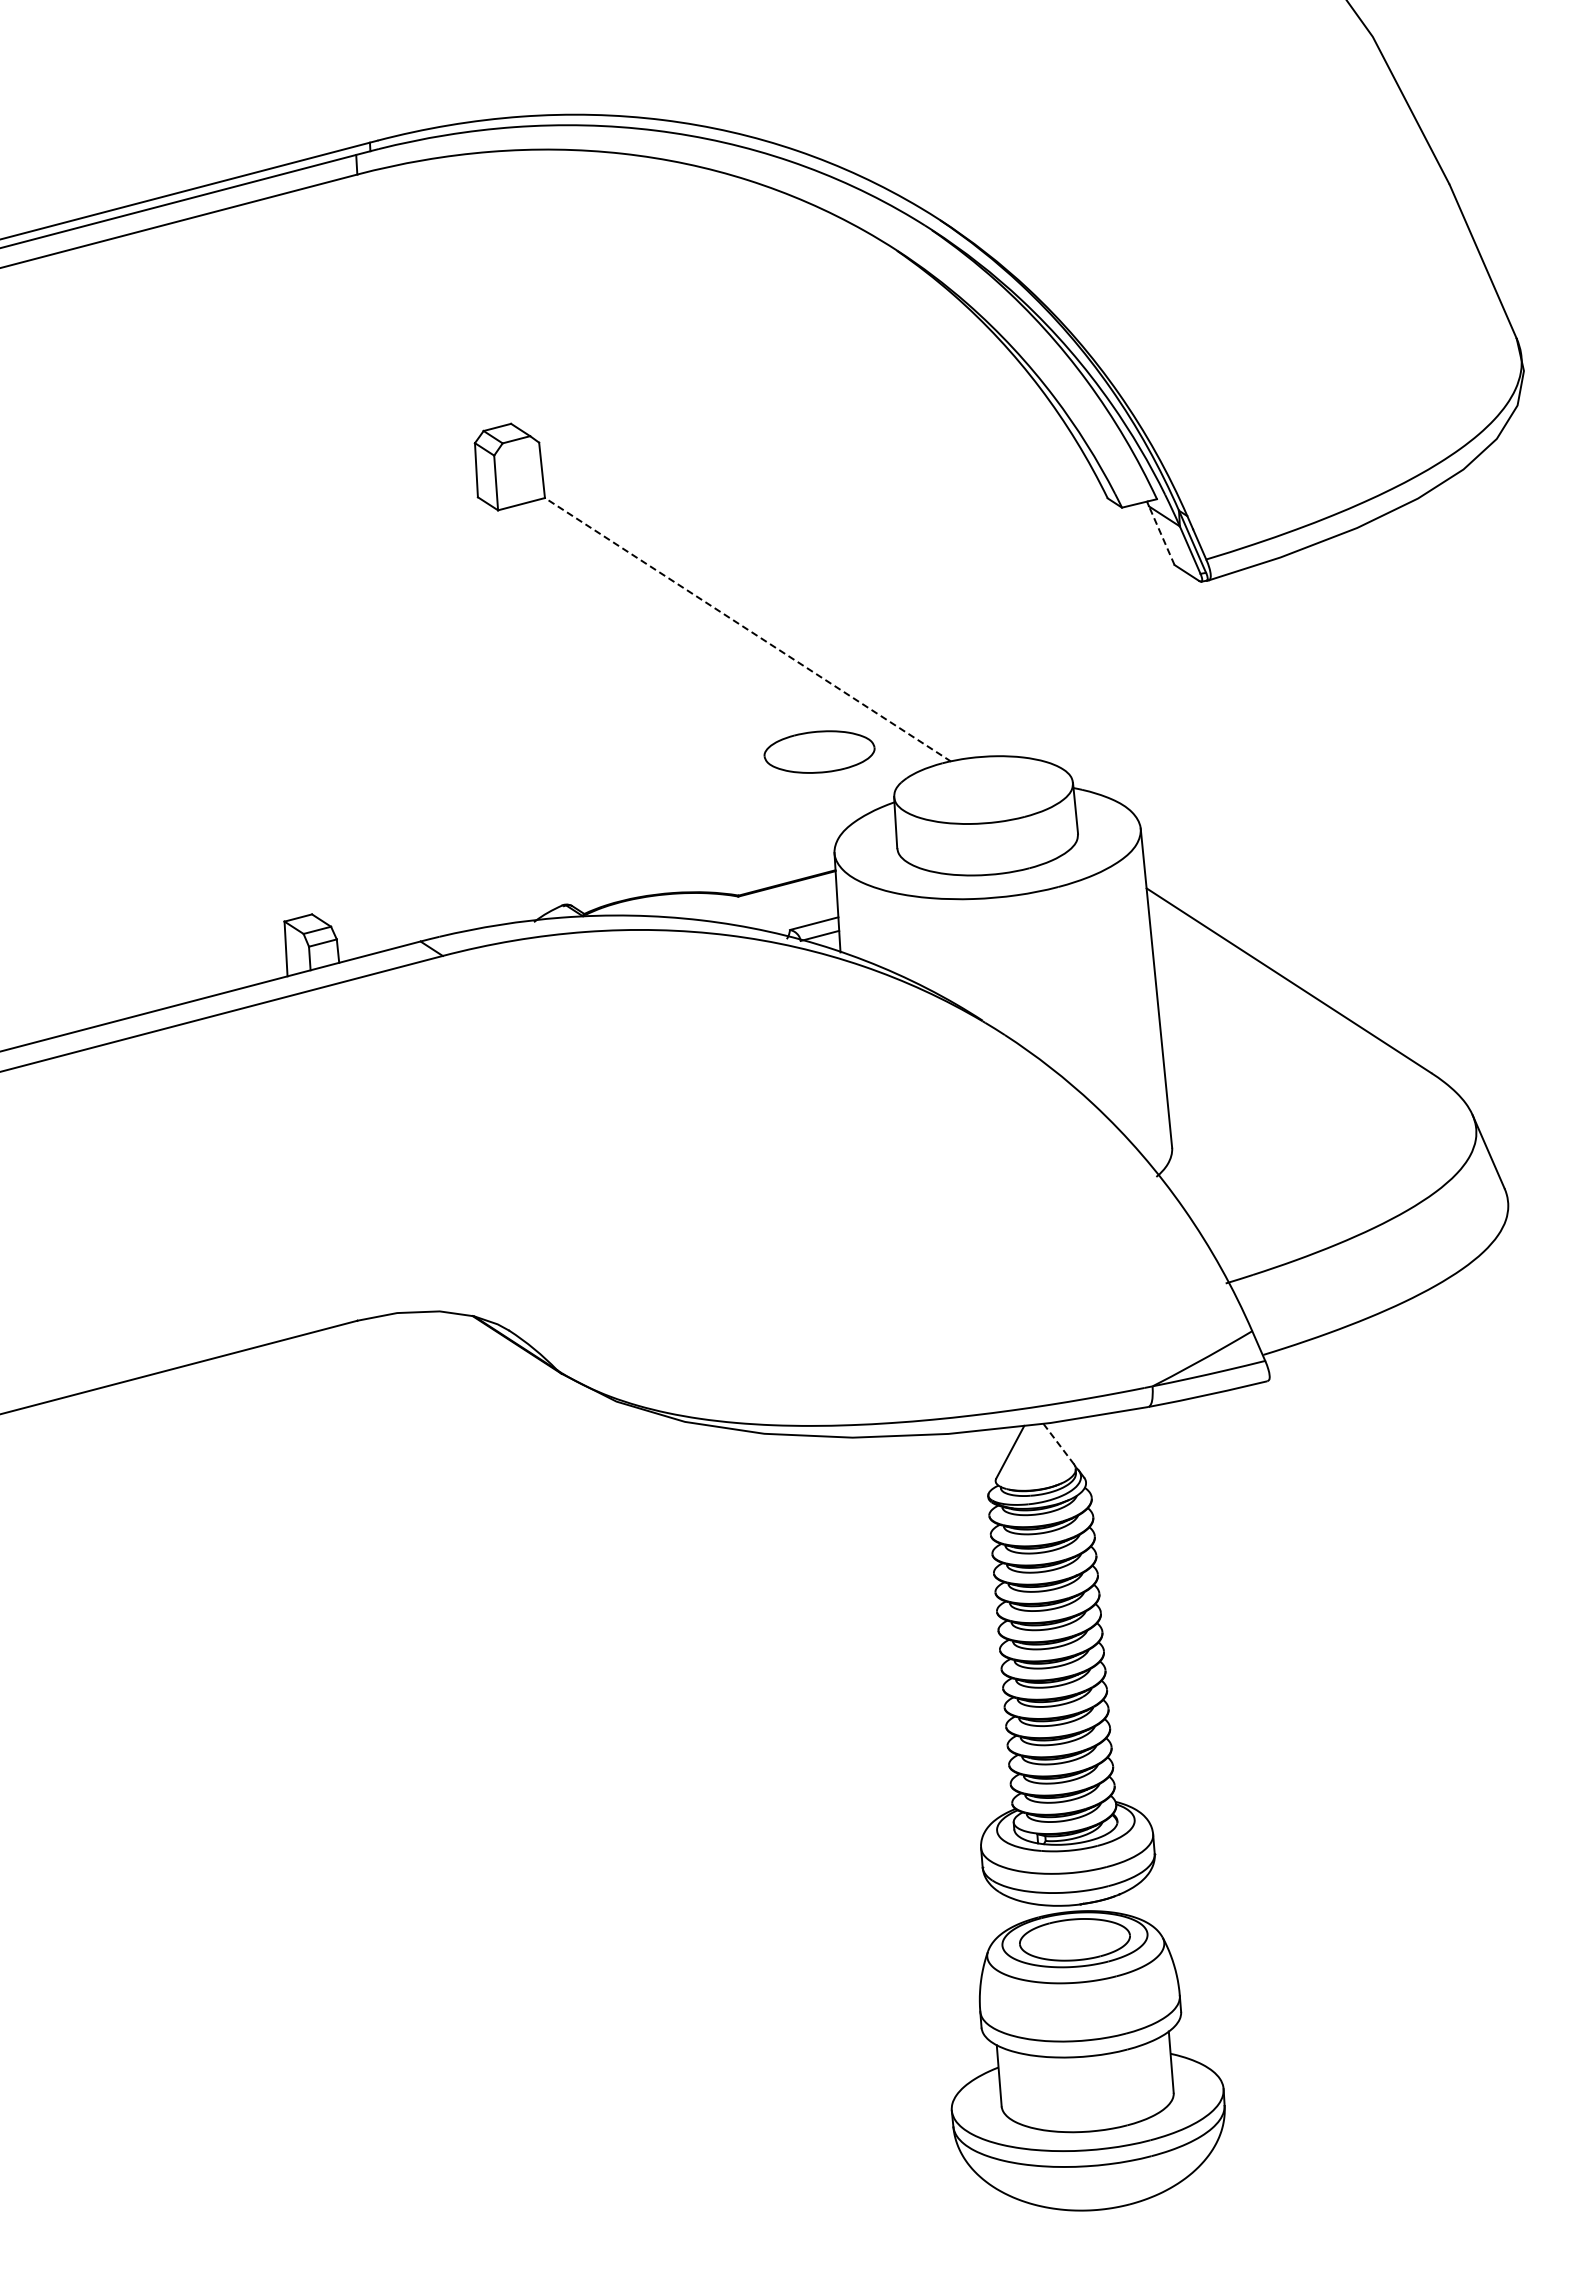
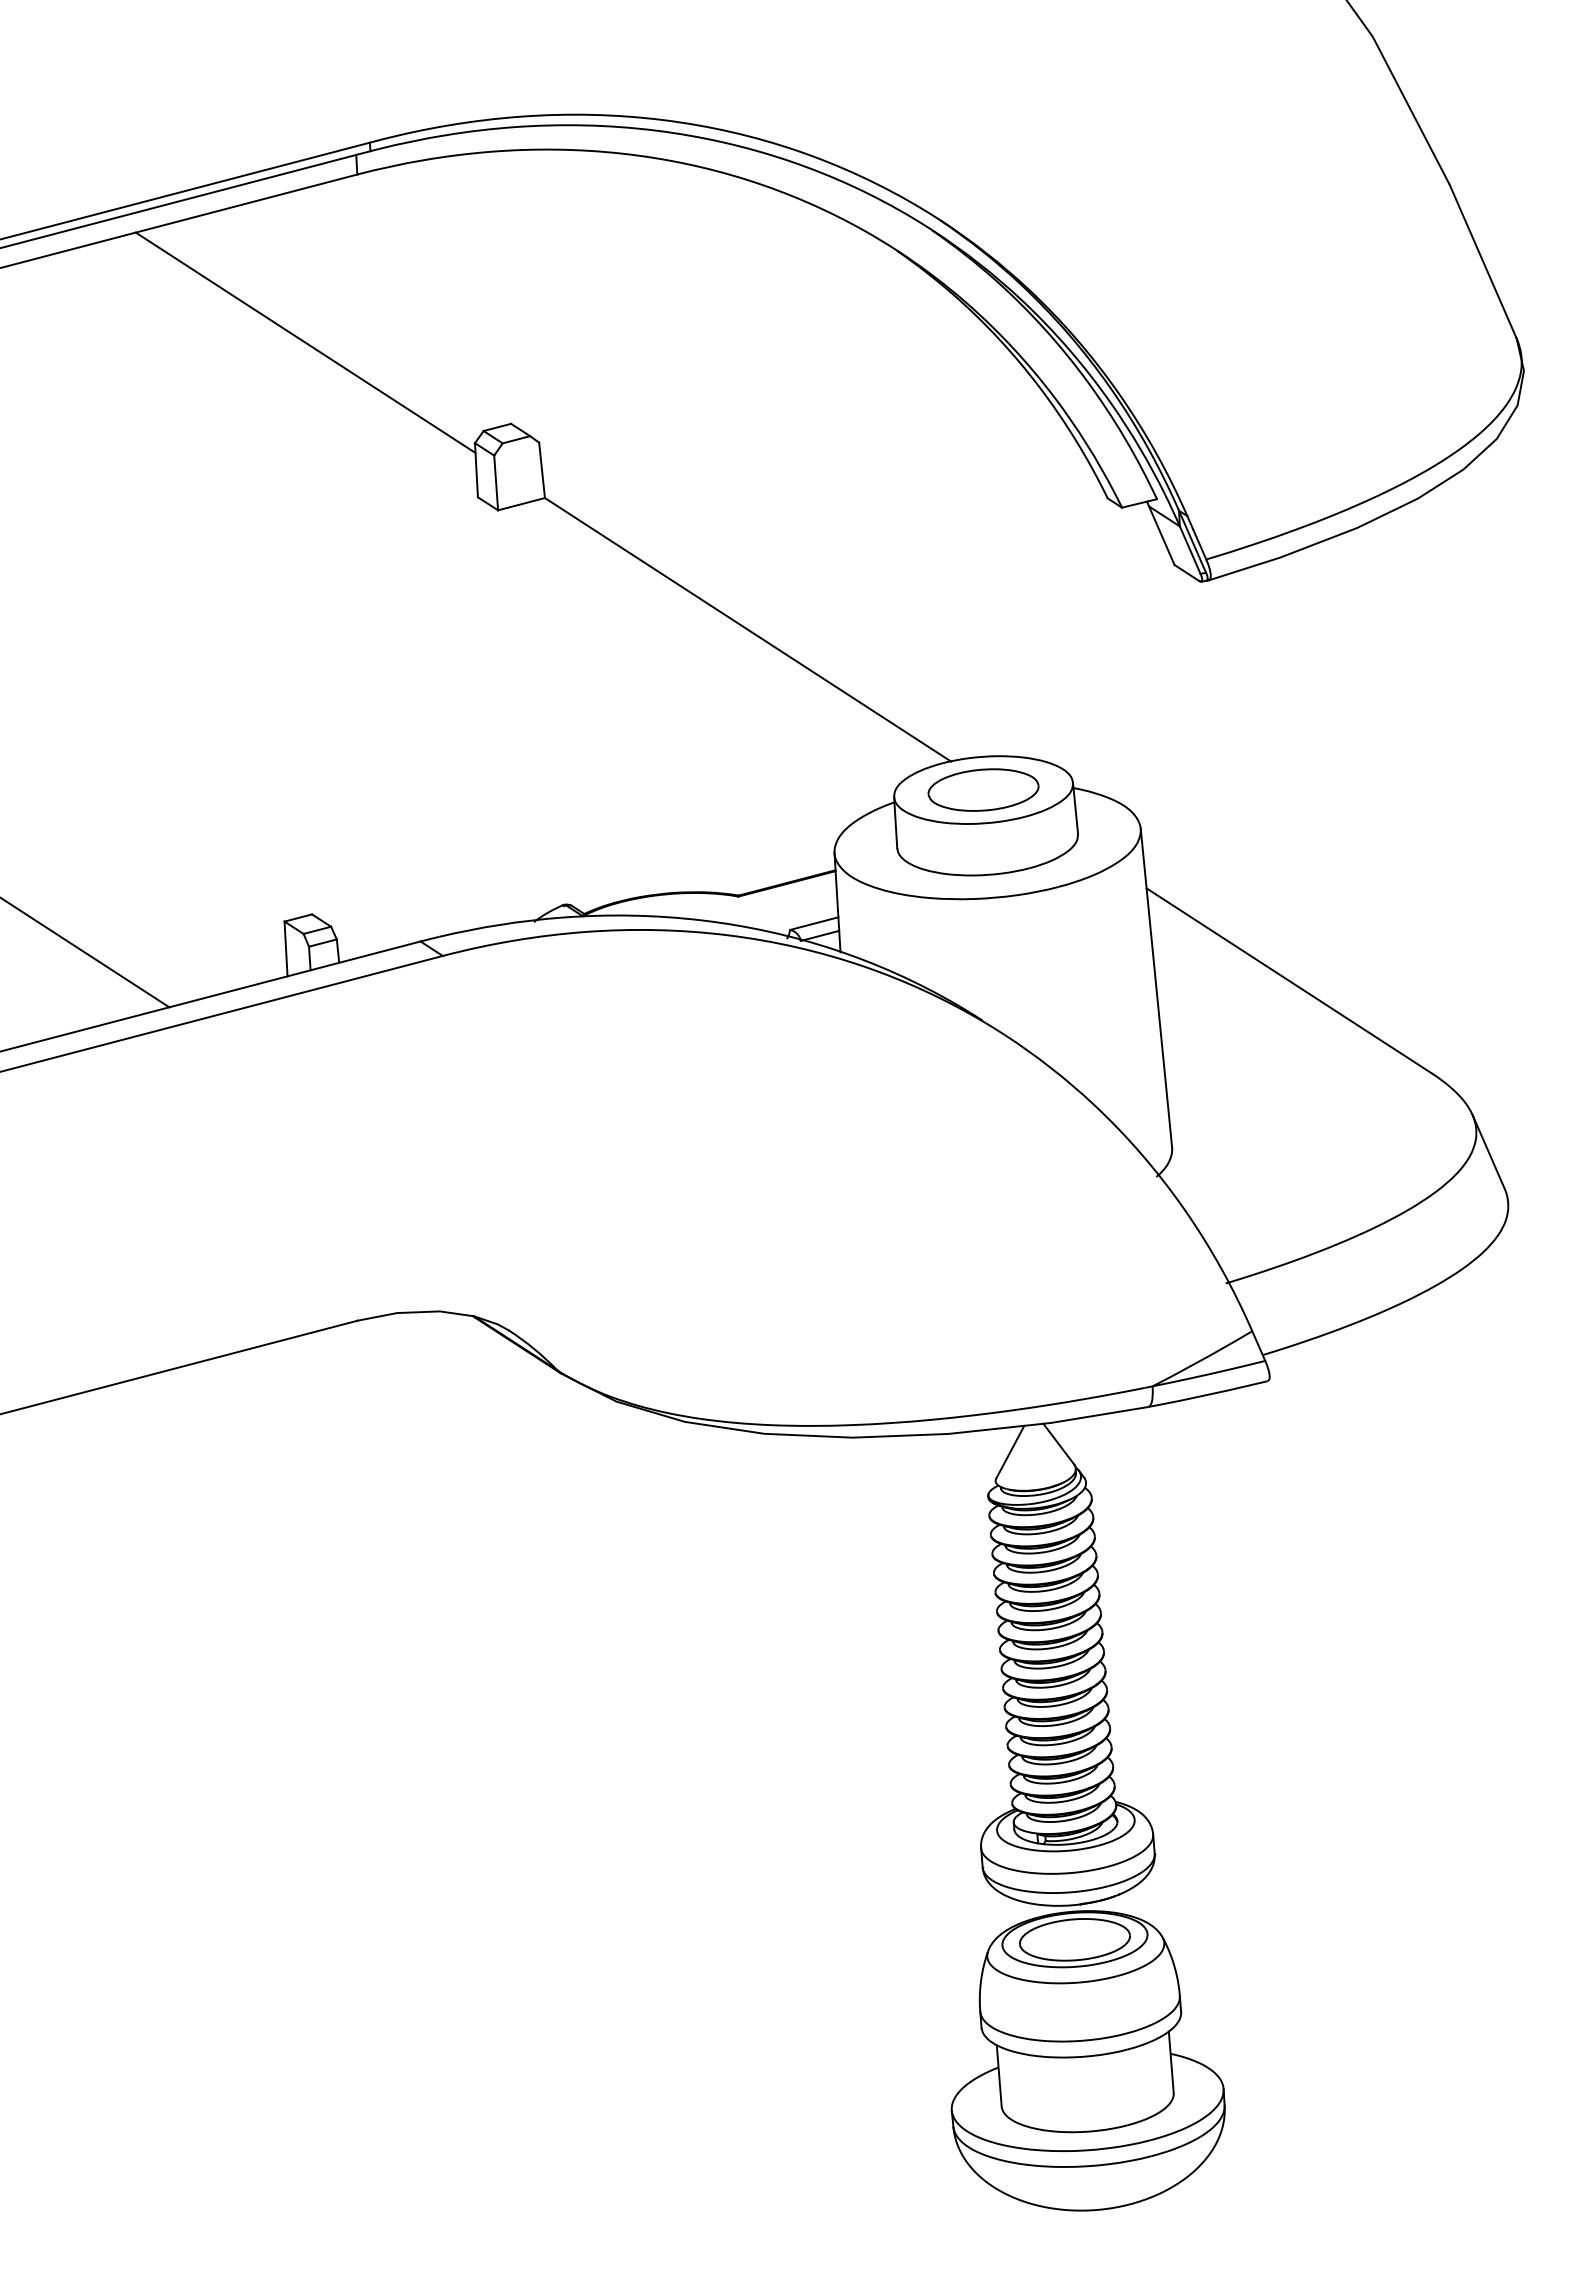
line: none -> present (305, 342)
line: dashed -> solid (1161, 535)
line: dashed -> solid (747, 629)
part position: (819, 751) -> (983, 789) (983, 789)
line: none -> present (85, 952)
line: dashed -> solid (1058, 1444)
